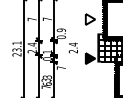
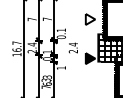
text: 0.9 -> 0.1 (60, 30)
text: 23.1 -> 16.7 (16, 48)
text: 7 -> 1 (60, 67)
